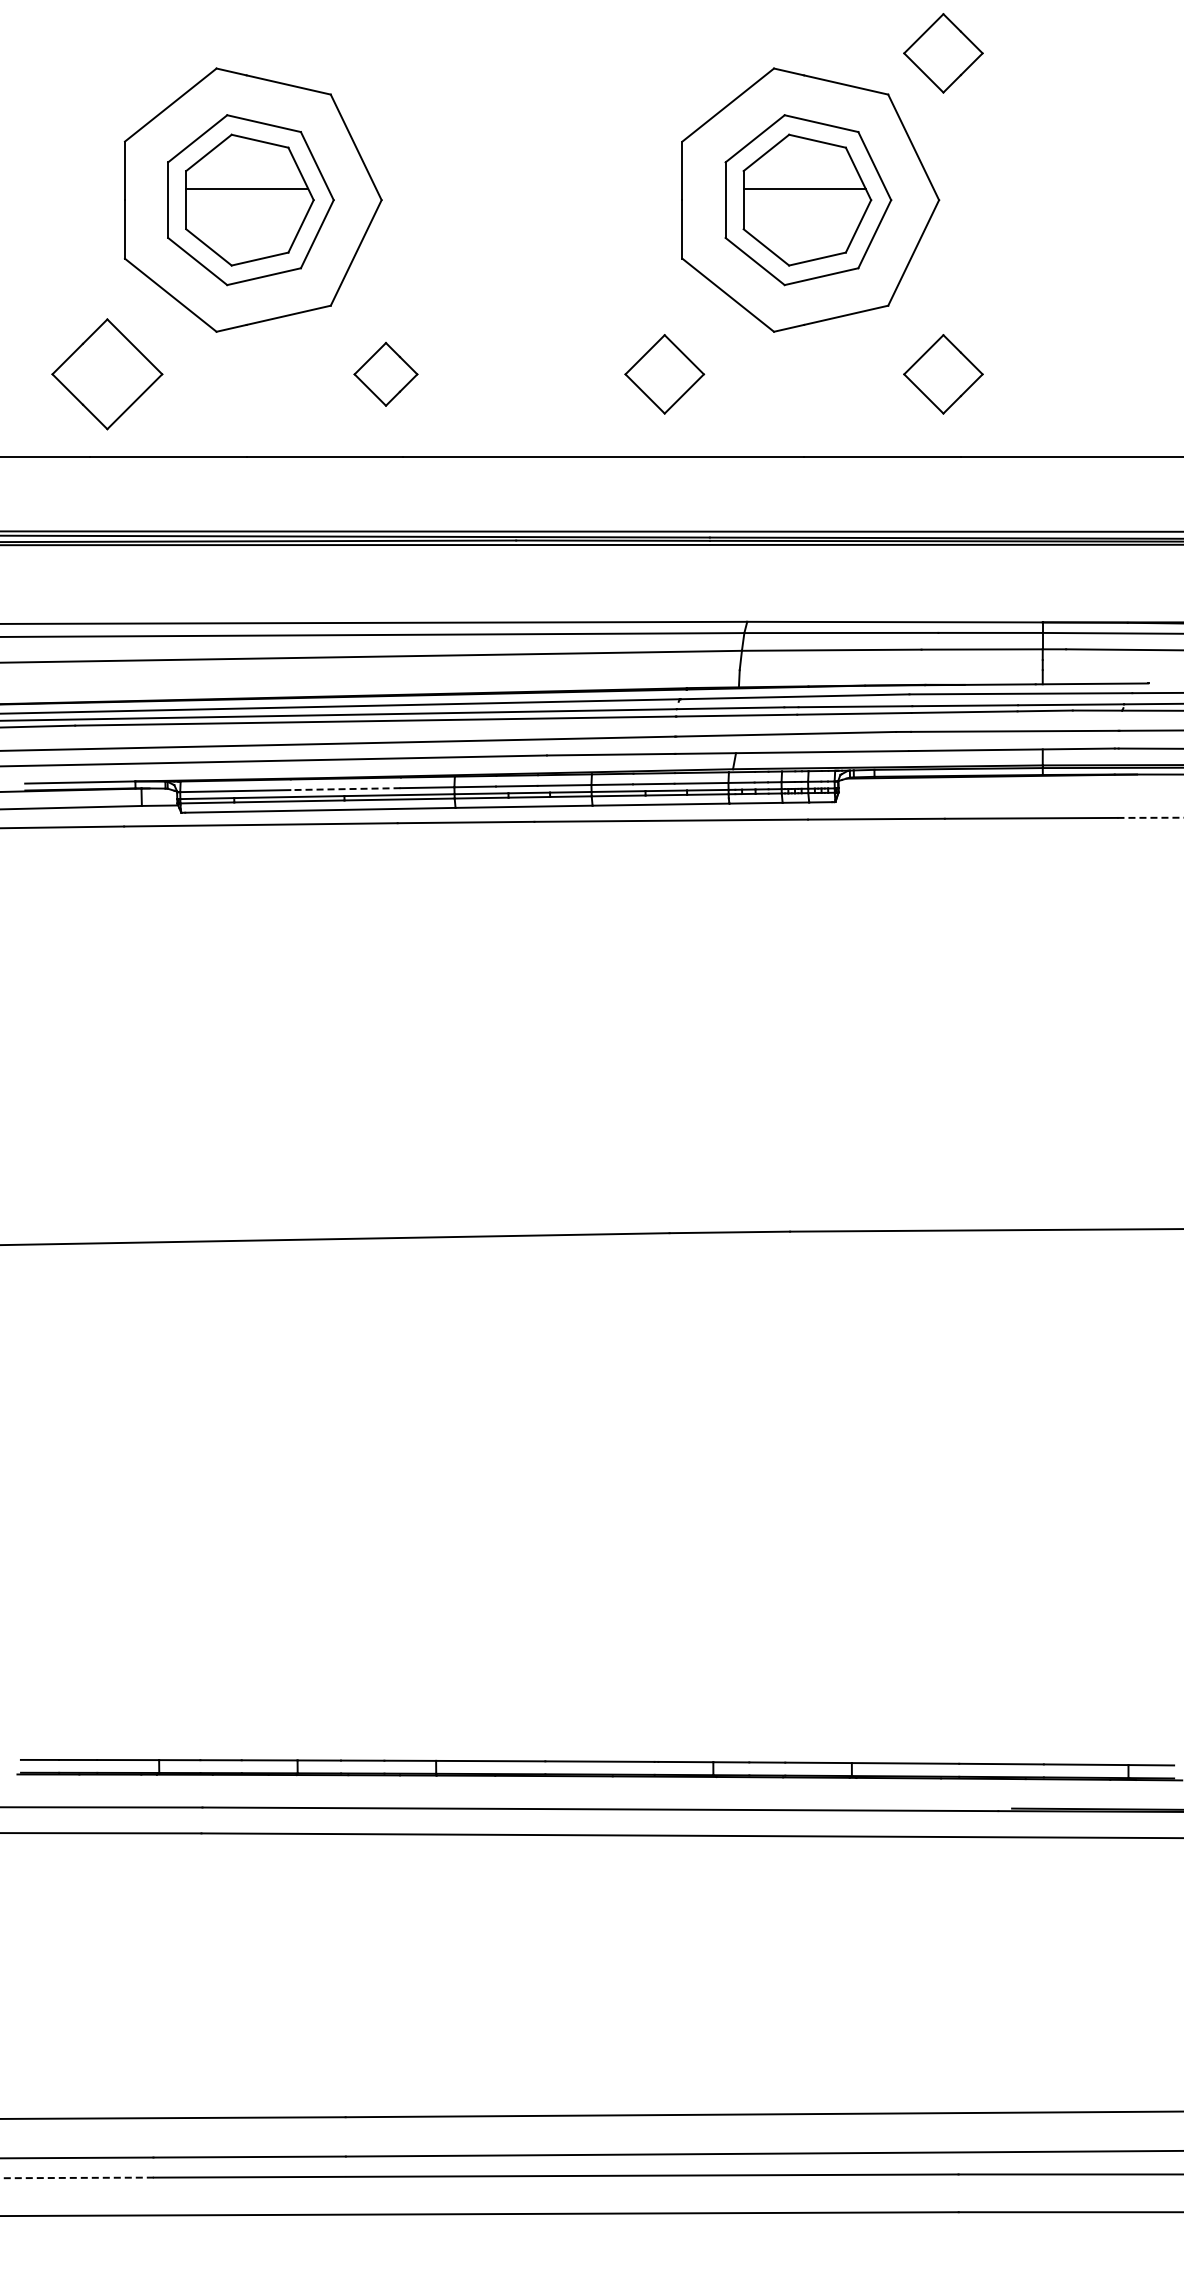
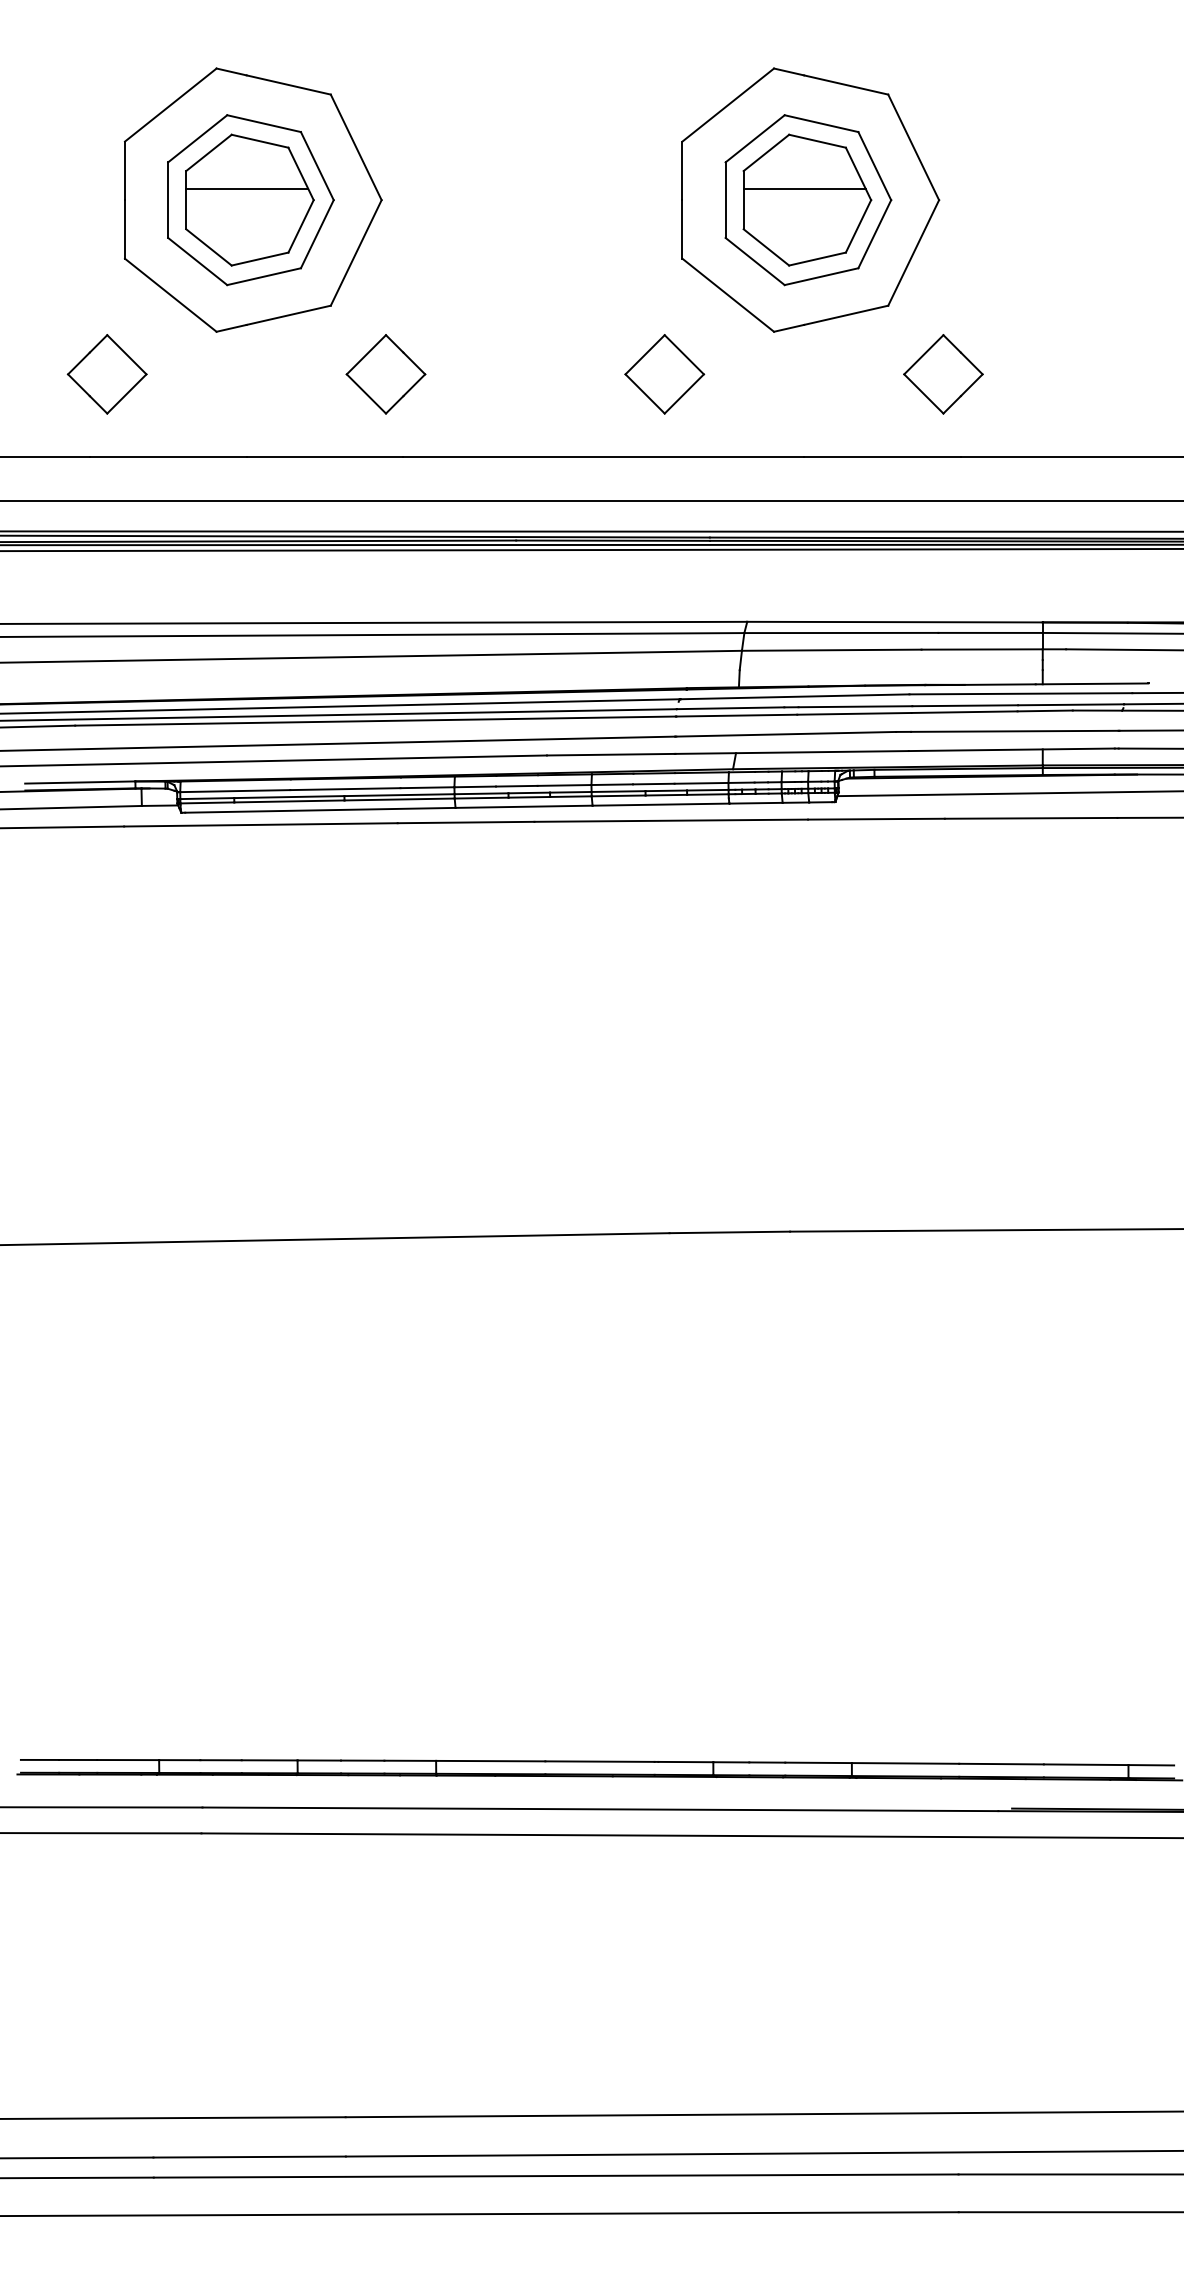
part: present -> none (943, 53)
part size: 113x113 px -> 82x81 px (106, 374)
part size: 66x65 px -> 82x81 px (385, 374)
line: none -> present (591, 500)
line: none -> present (591, 549)
line: dashed -> solid (344, 789)
line: none -> present (1008, 793)
line: dashed -> solid (1150, 817)
line: dashed -> solid (76, 2177)
